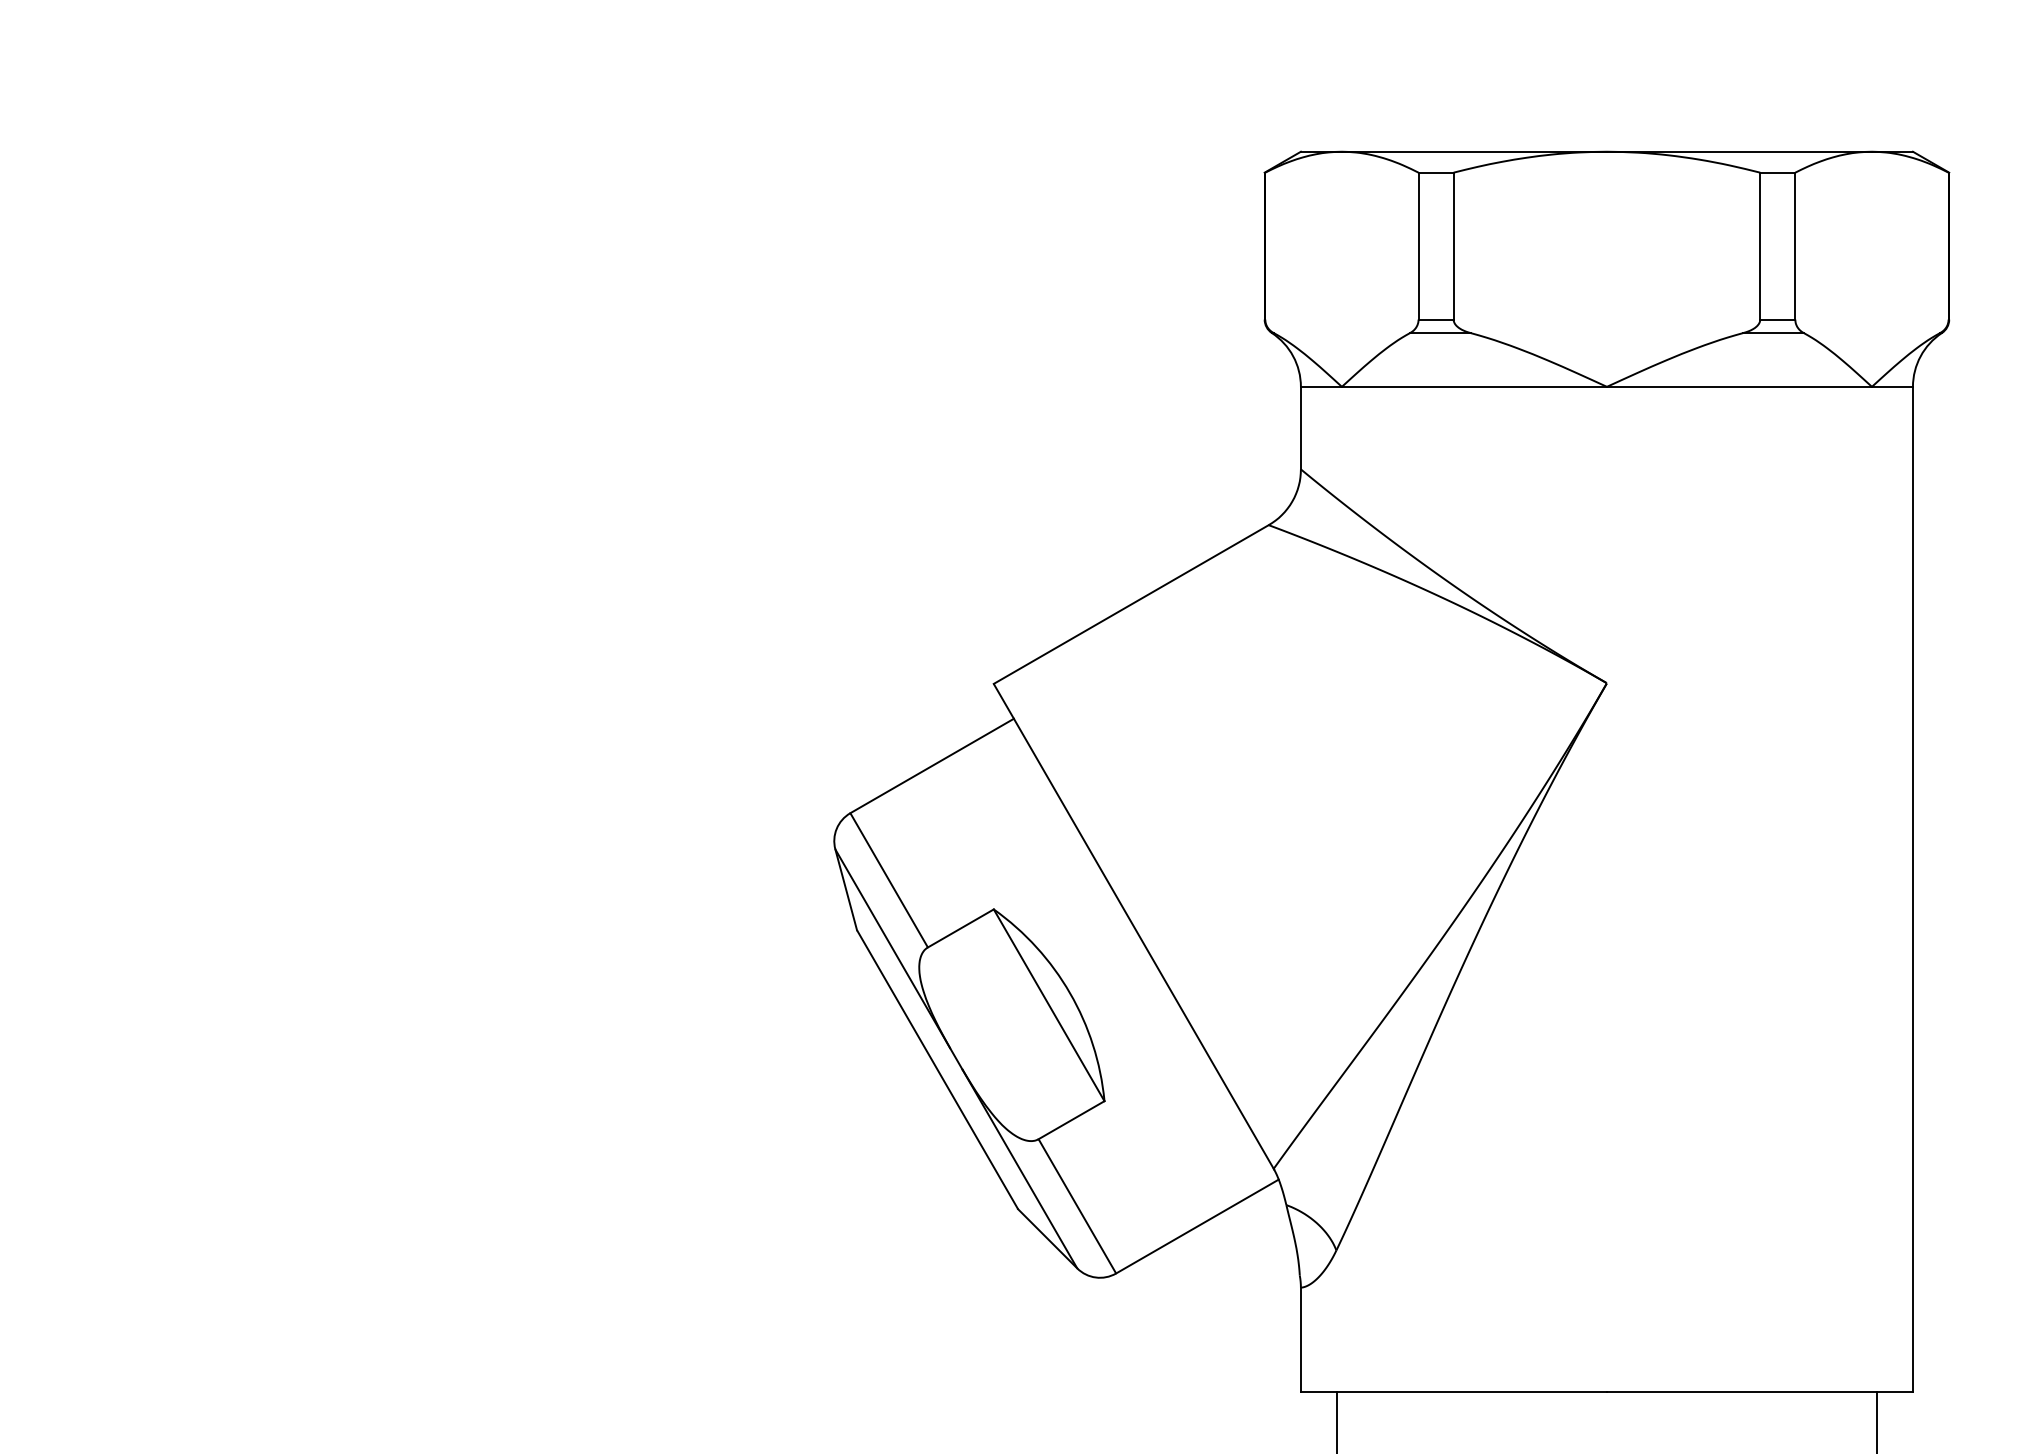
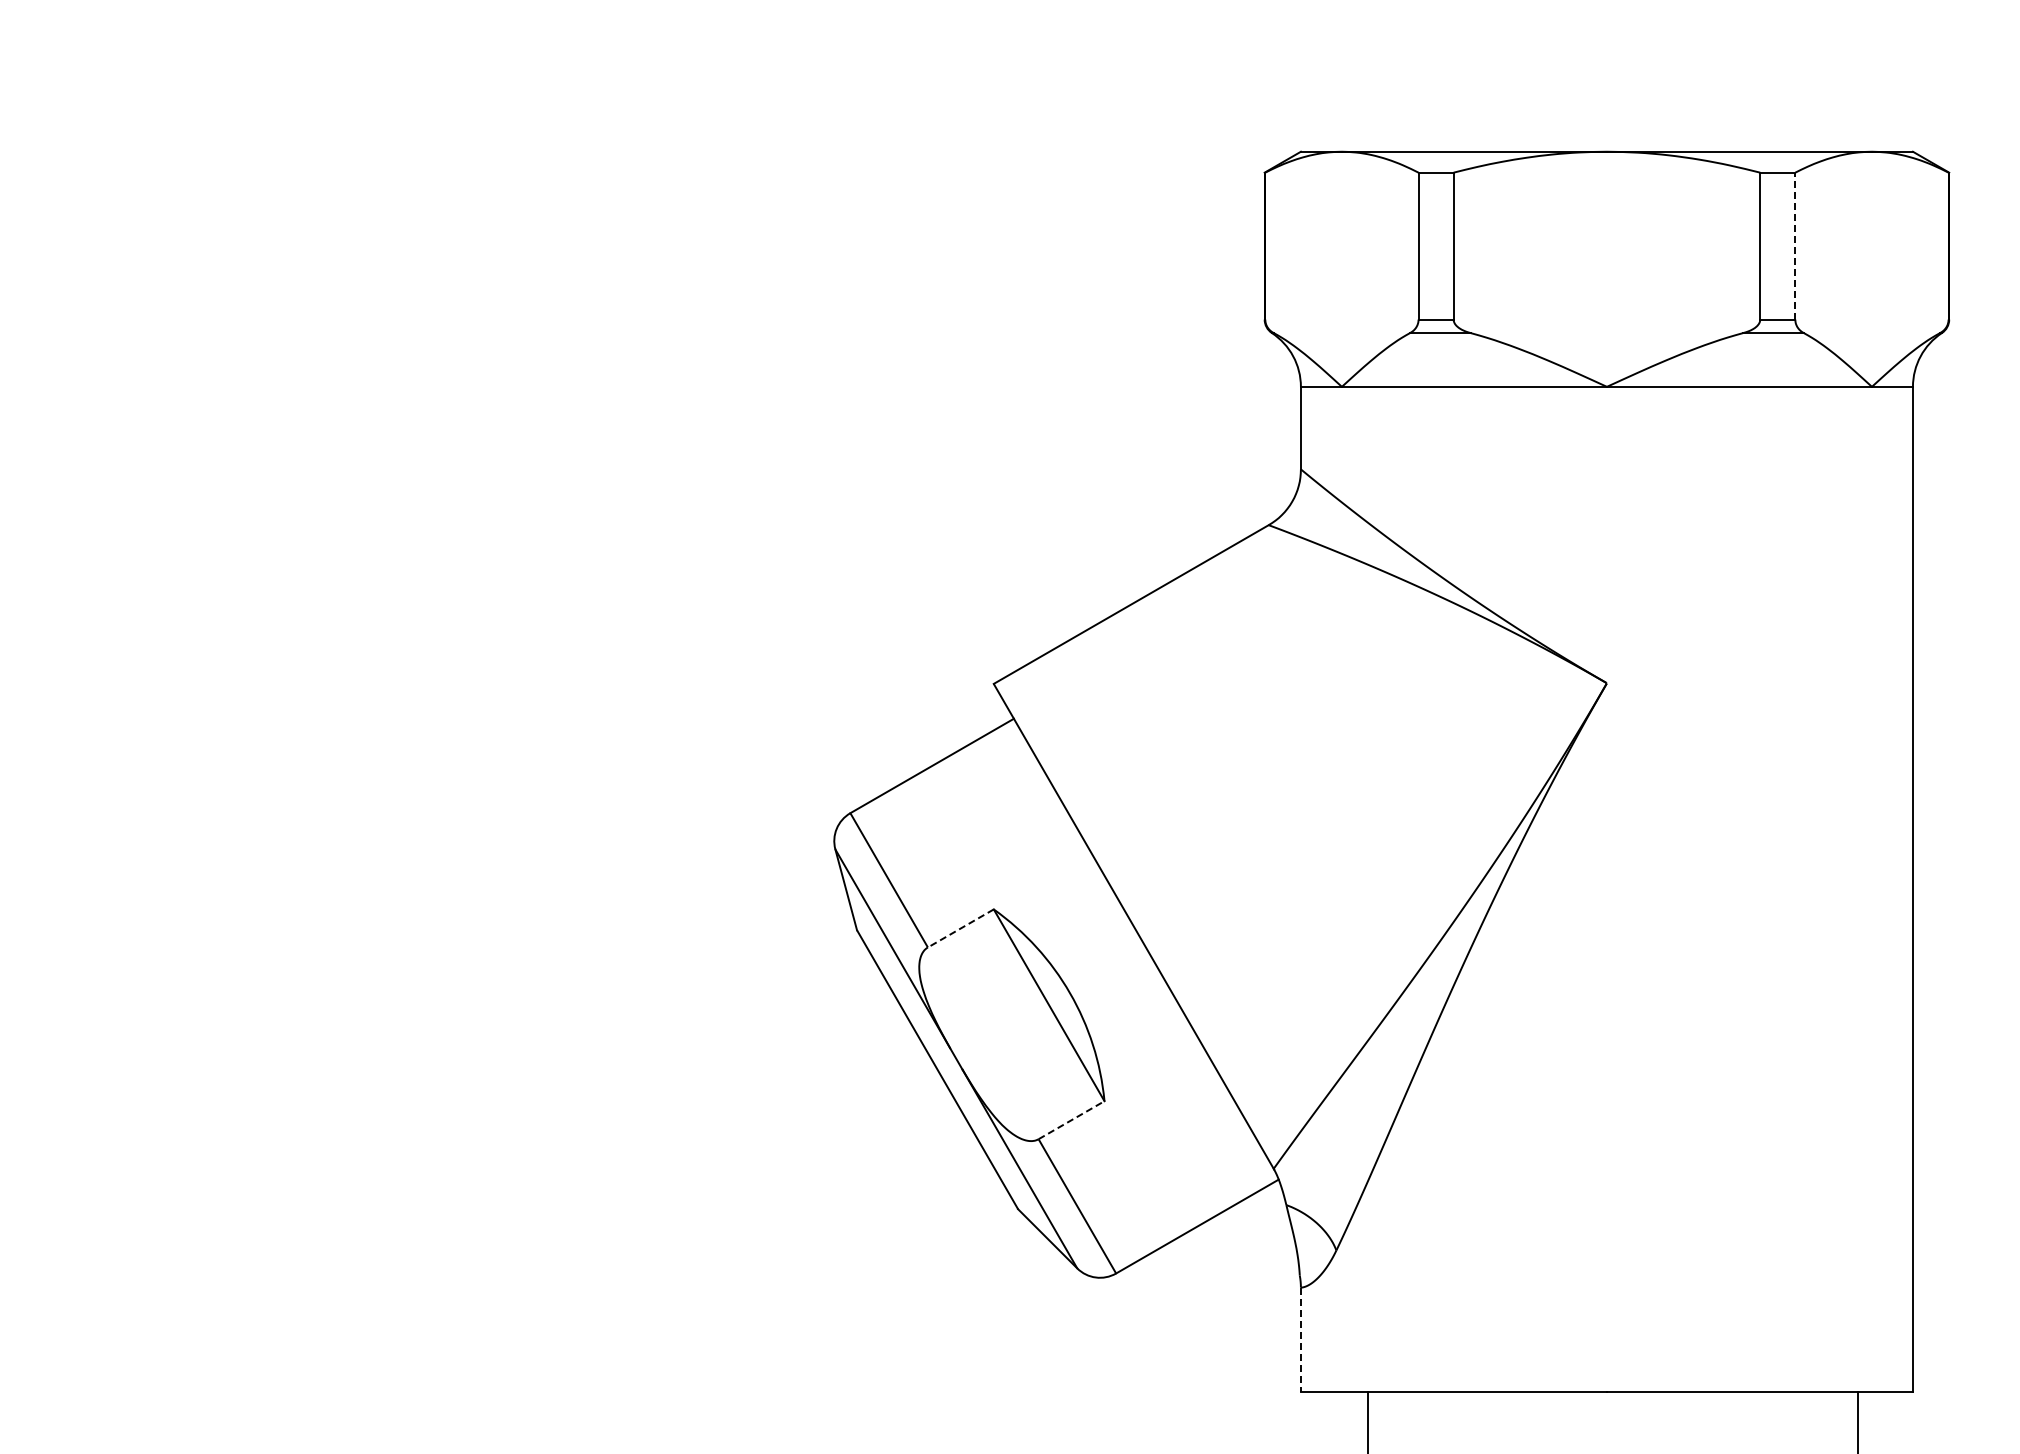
line: solid -> dashed (1795, 245)
line: solid -> dashed (960, 928)
line: solid -> dashed (1072, 1119)
line: solid -> dashed (1300, 1340)
line position: (1337, 1420) -> (1368, 1420) (1368, 1420)
line position: (1876, 1420) -> (1857, 1420) (1857, 1420)
